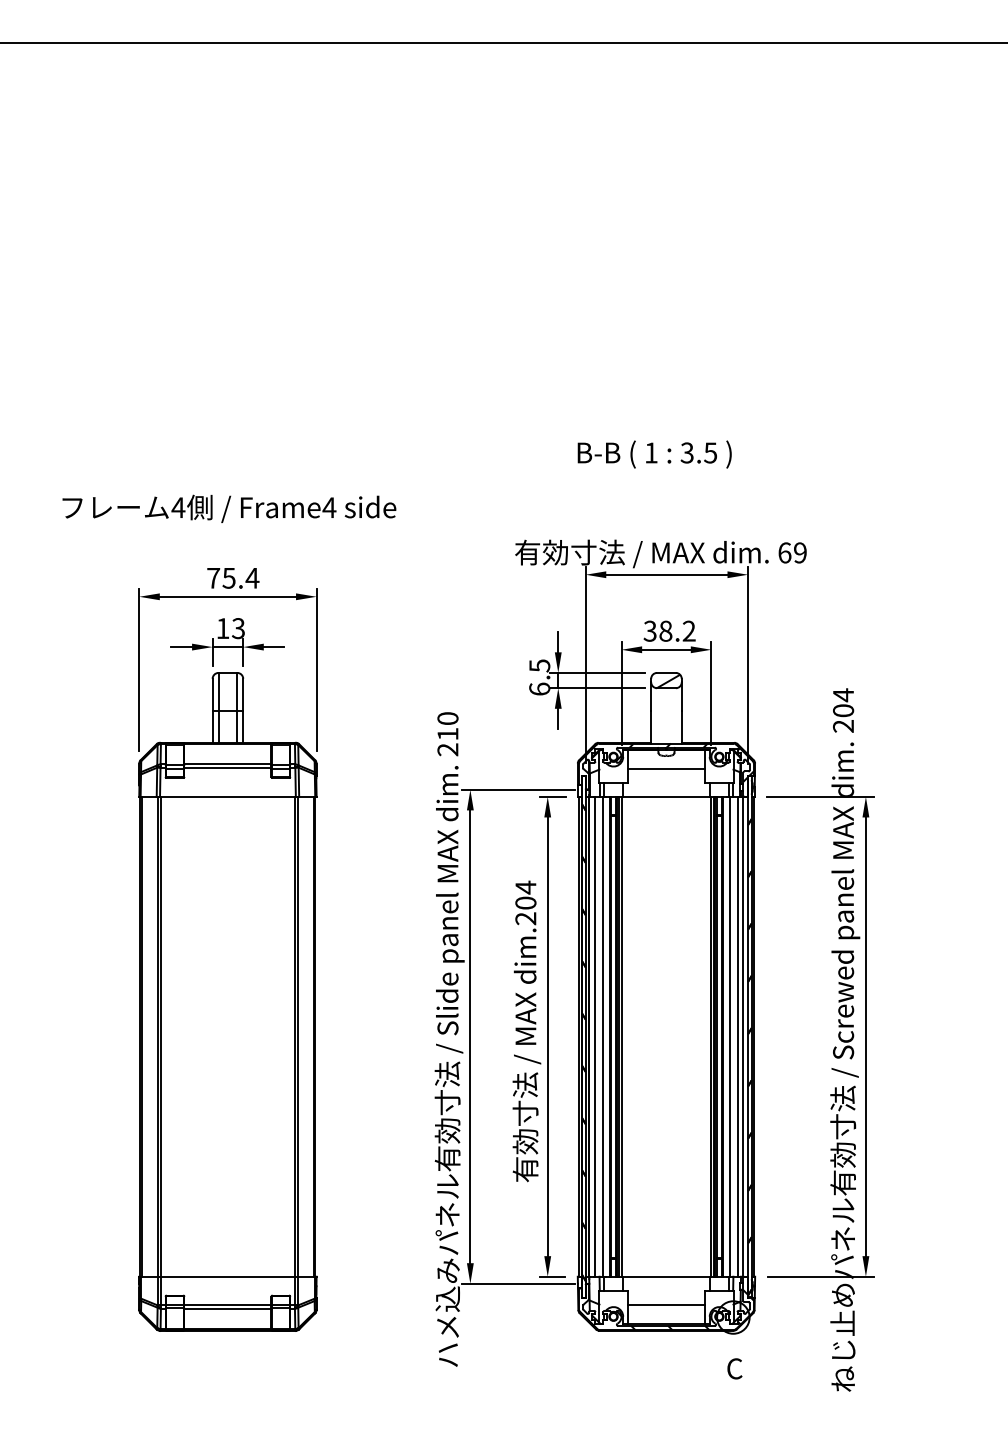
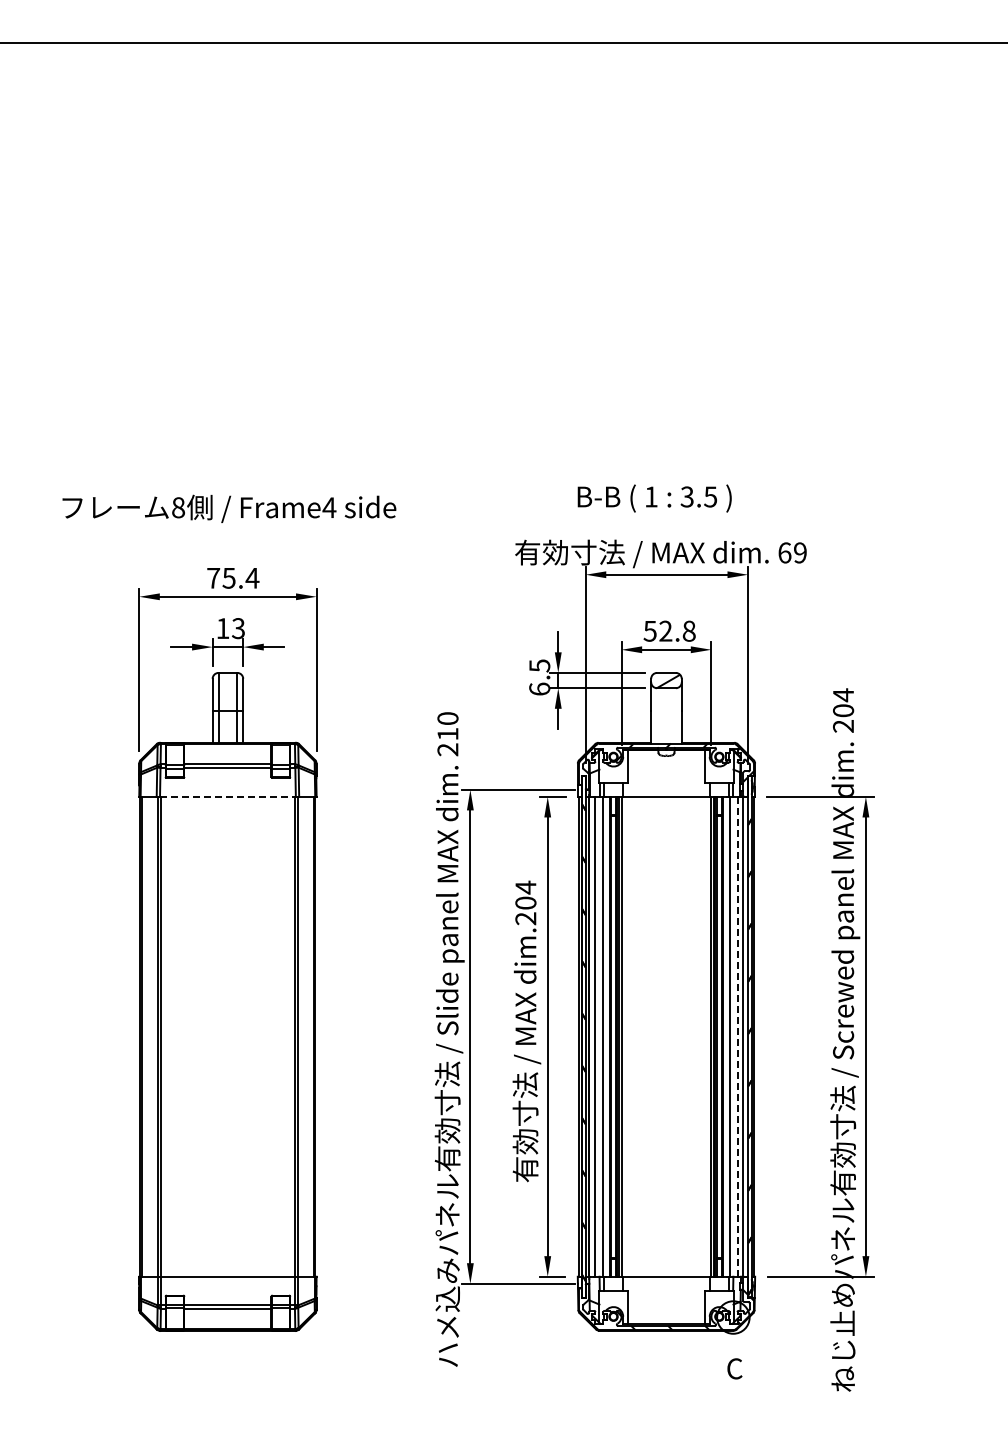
text position: (654, 454) -> (654, 498) (654, 498)
text: 4 -> 8 (178, 507)
text: 38.2 -> 52.8 (669, 630)
line: present -> none (666, 769)
line: solid -> dashed (227, 796)
line: solid -> dashed (737, 1036)
line: present -> none (666, 1304)
